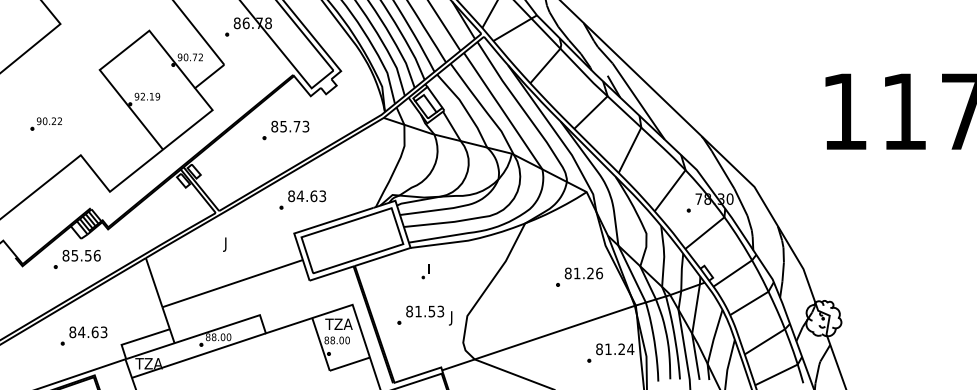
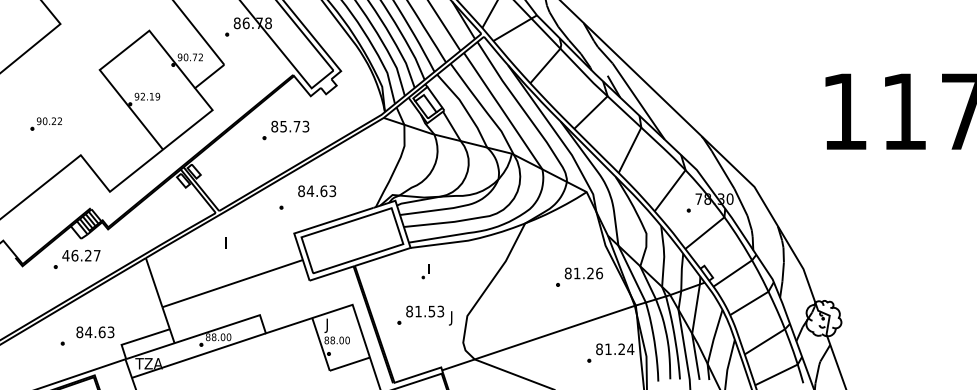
text position: (307, 196) -> (317, 191) (317, 191)
text: J -> I (224, 244)
text: 85.56 -> 46.27 (81, 255)
text: TZA -> J (338, 325)
text position: (88, 332) -> (95, 332) (95, 332)
